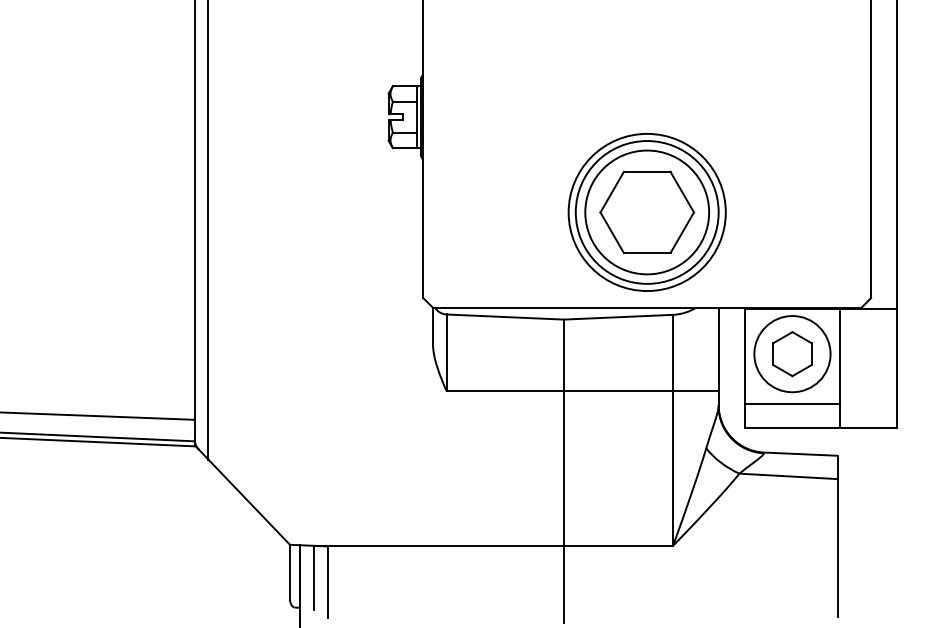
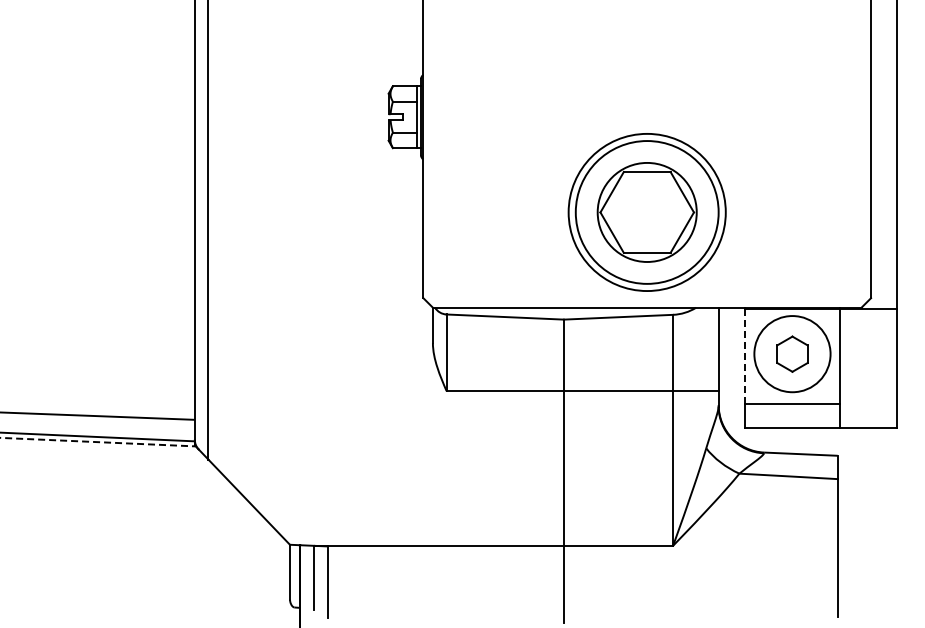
circle diameter: 124 px -> 99 px (646, 211)
part size: 41x47 px -> 33x38 px (792, 353)
line: solid -> dashed (744, 356)
line: solid -> dashed (97, 442)
